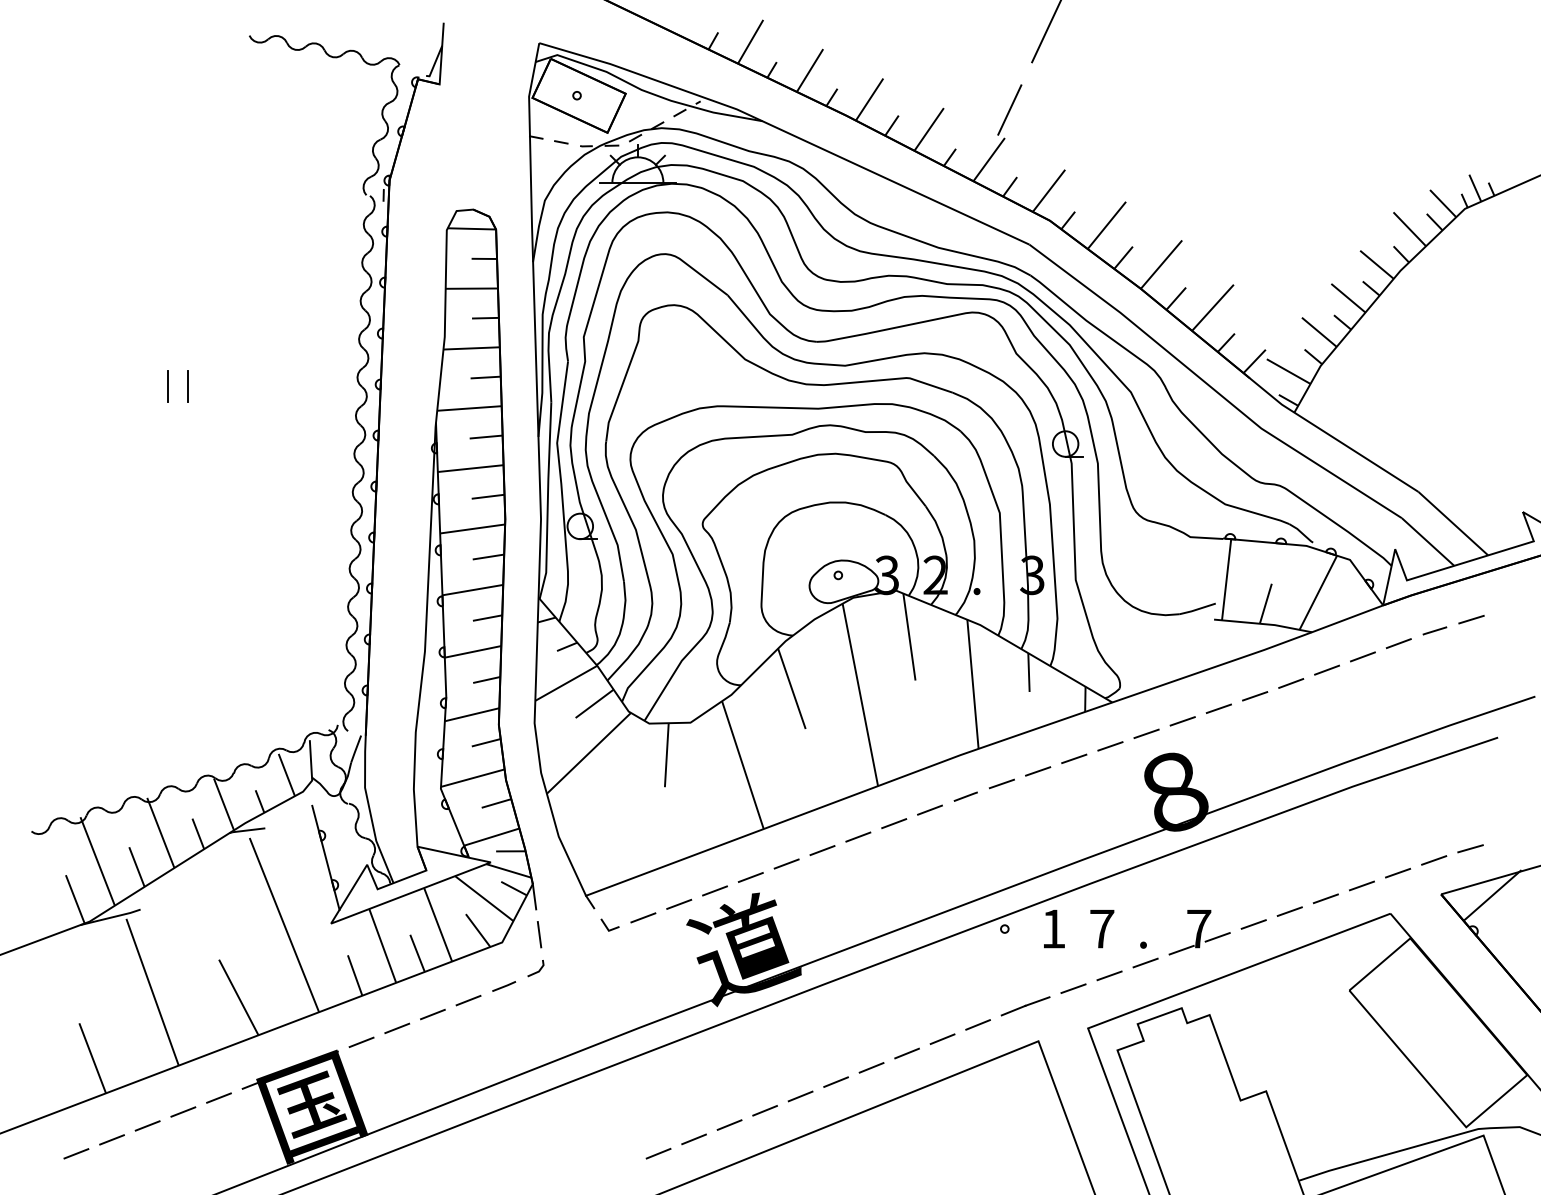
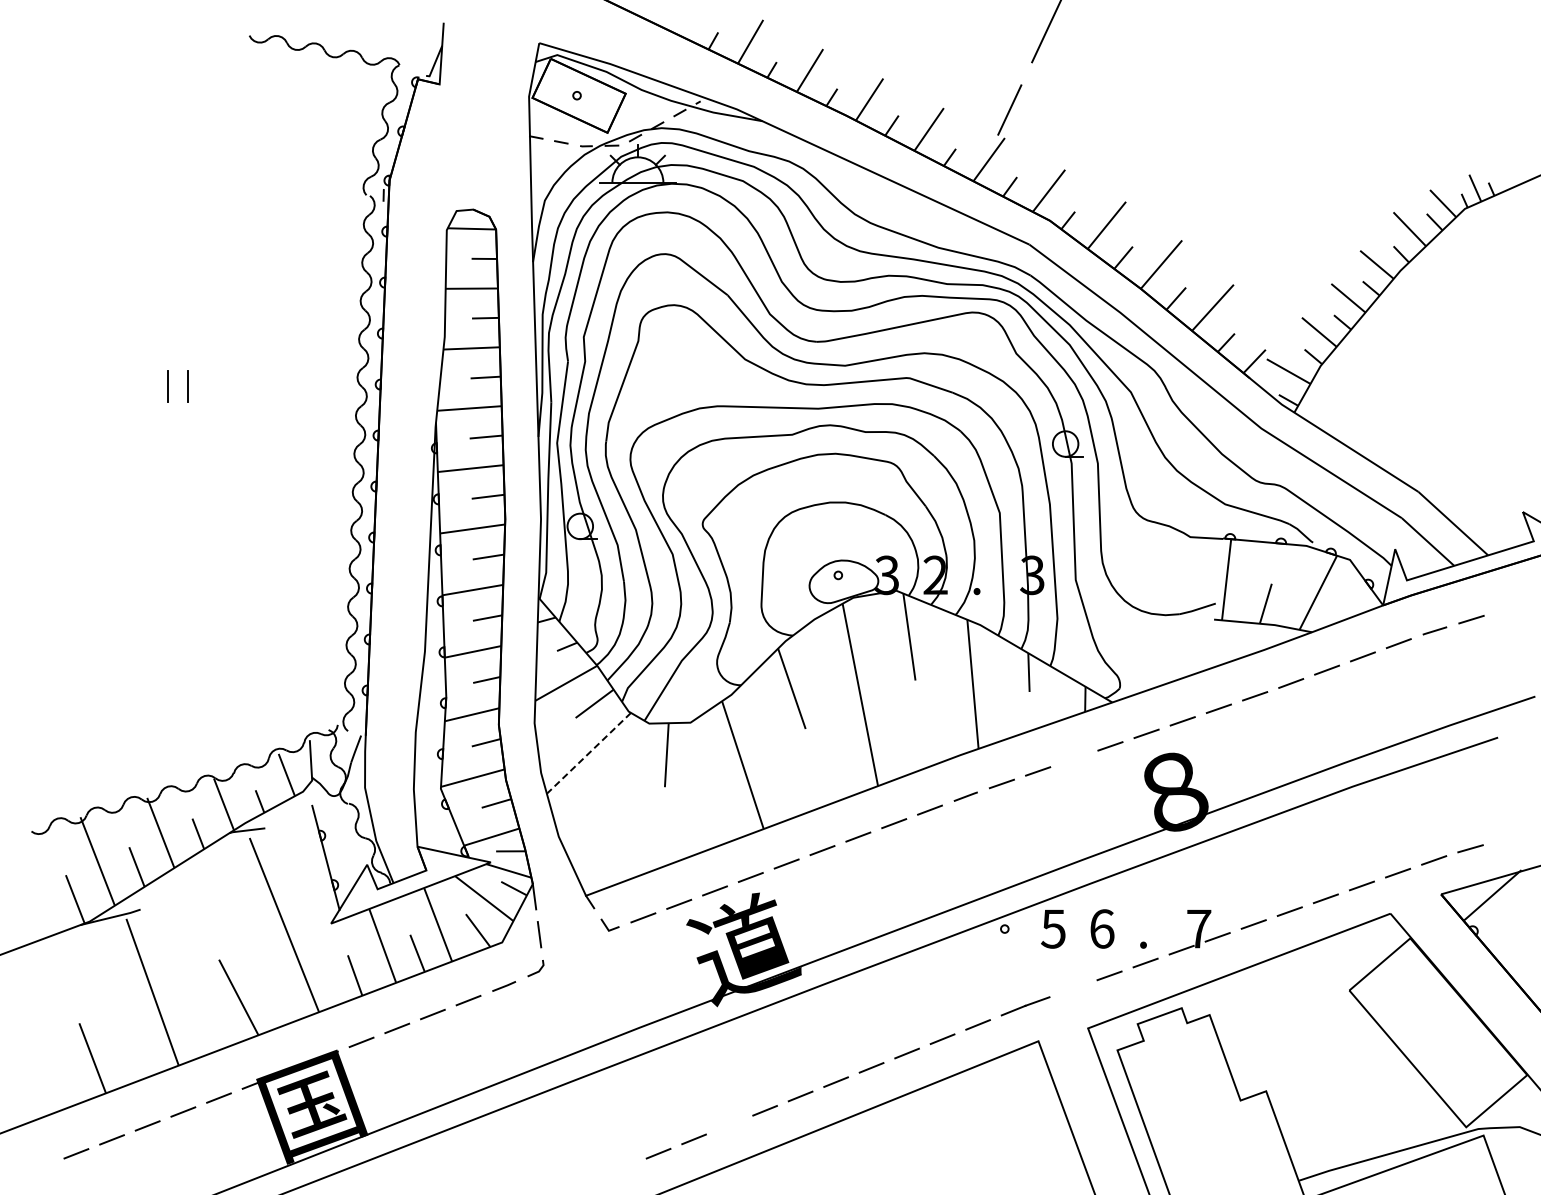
line: solid -> dashed (588, 753)
line: present -> none (1074, 758)
text: 1 -> 5 (1053, 928)
text: 7 -> 6 (1102, 928)
line: present -> none (1073, 988)
line: present -> none (729, 1124)
